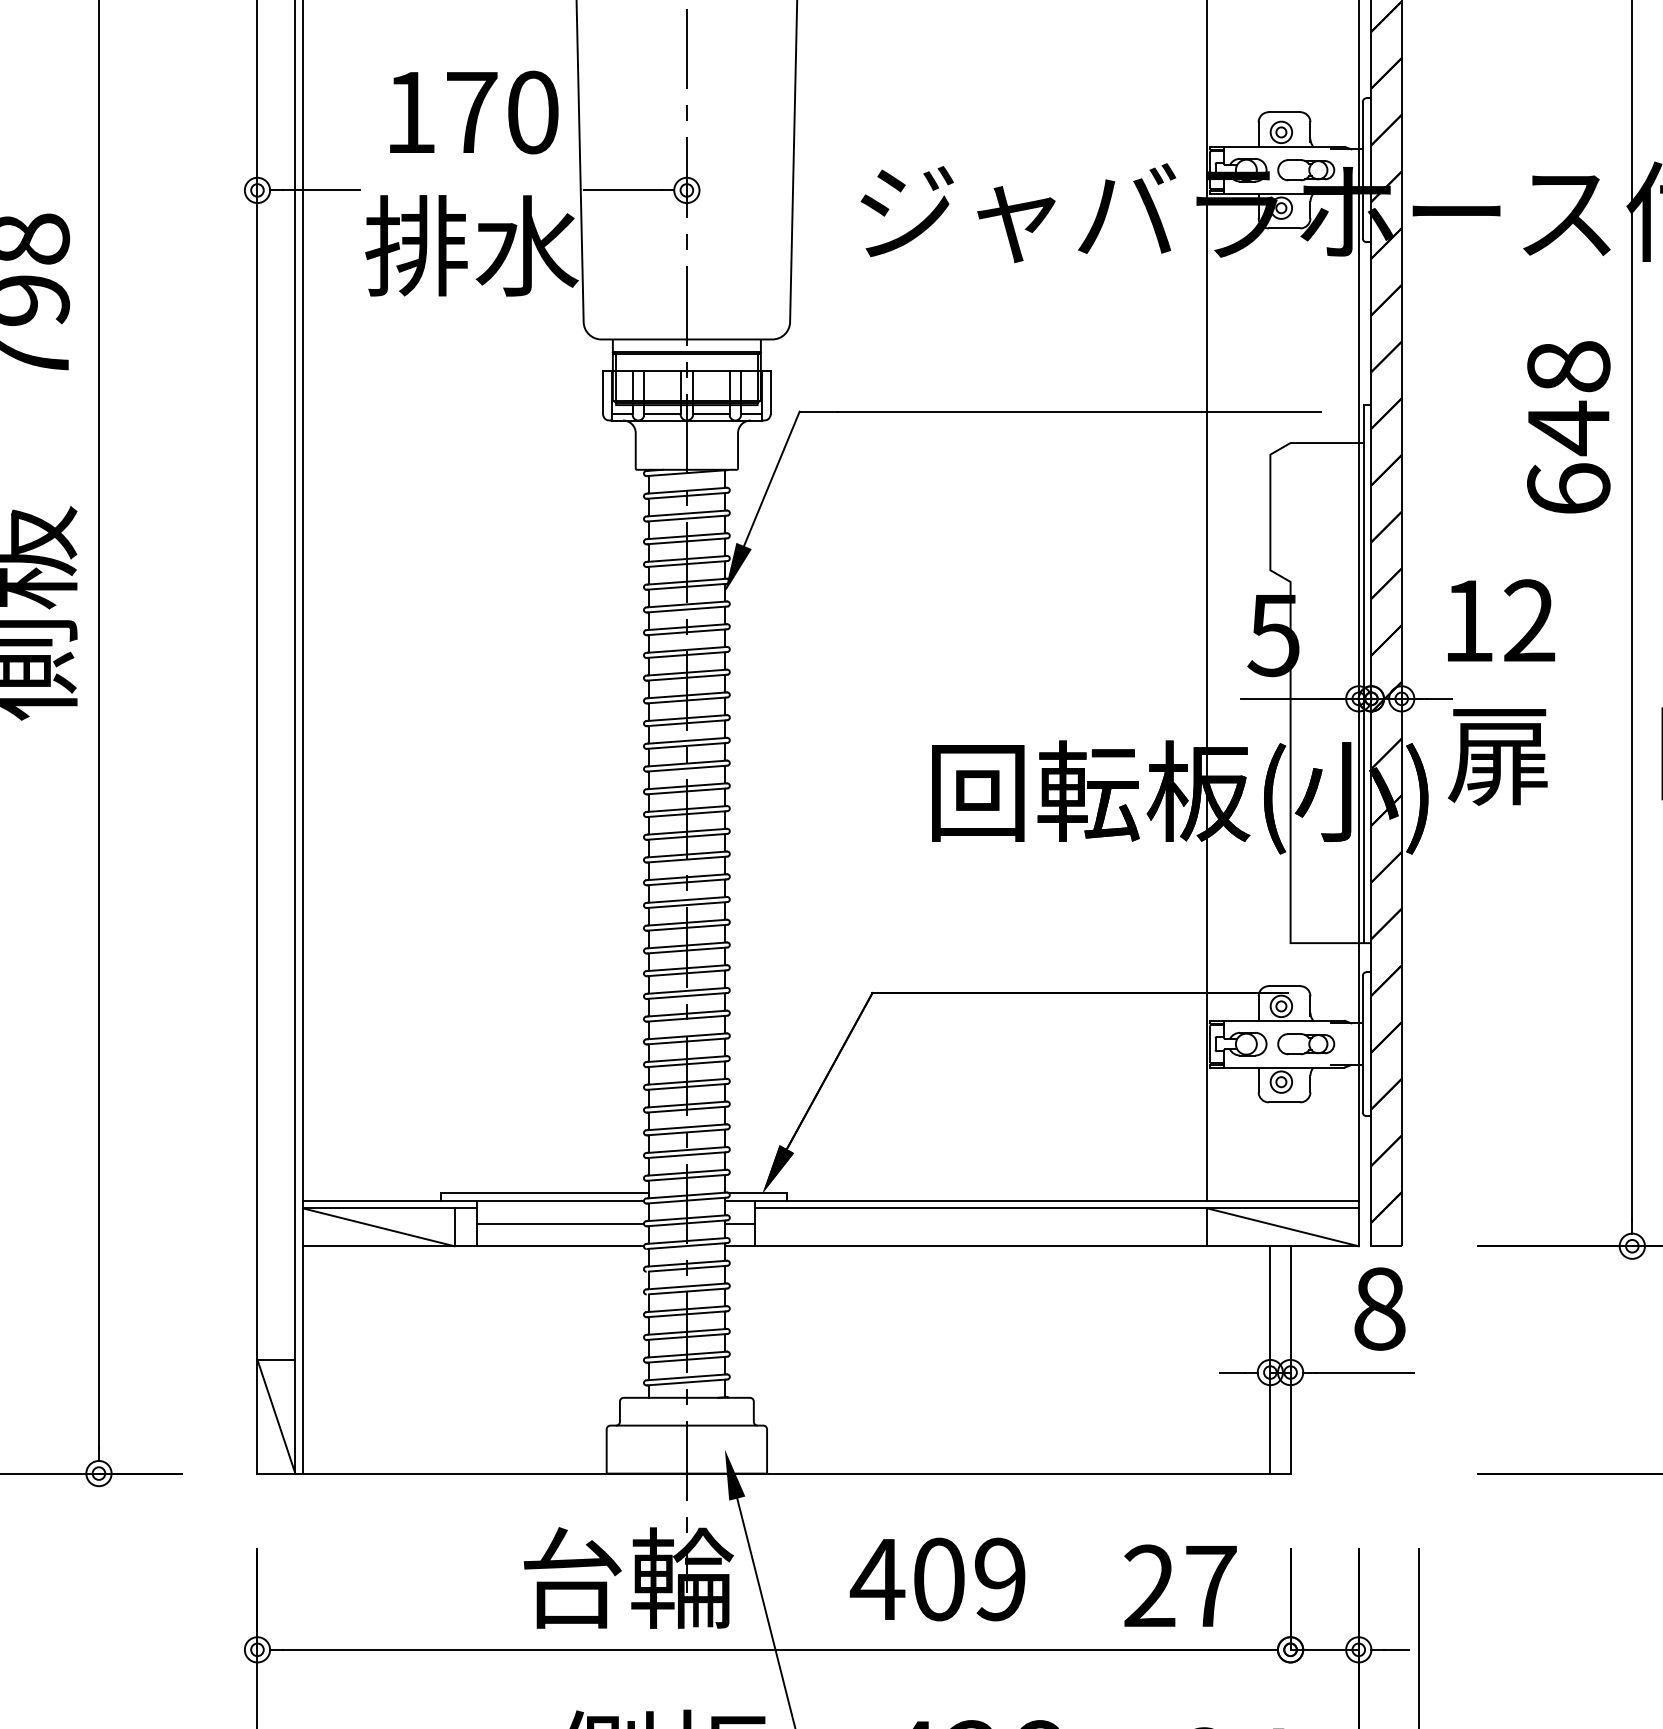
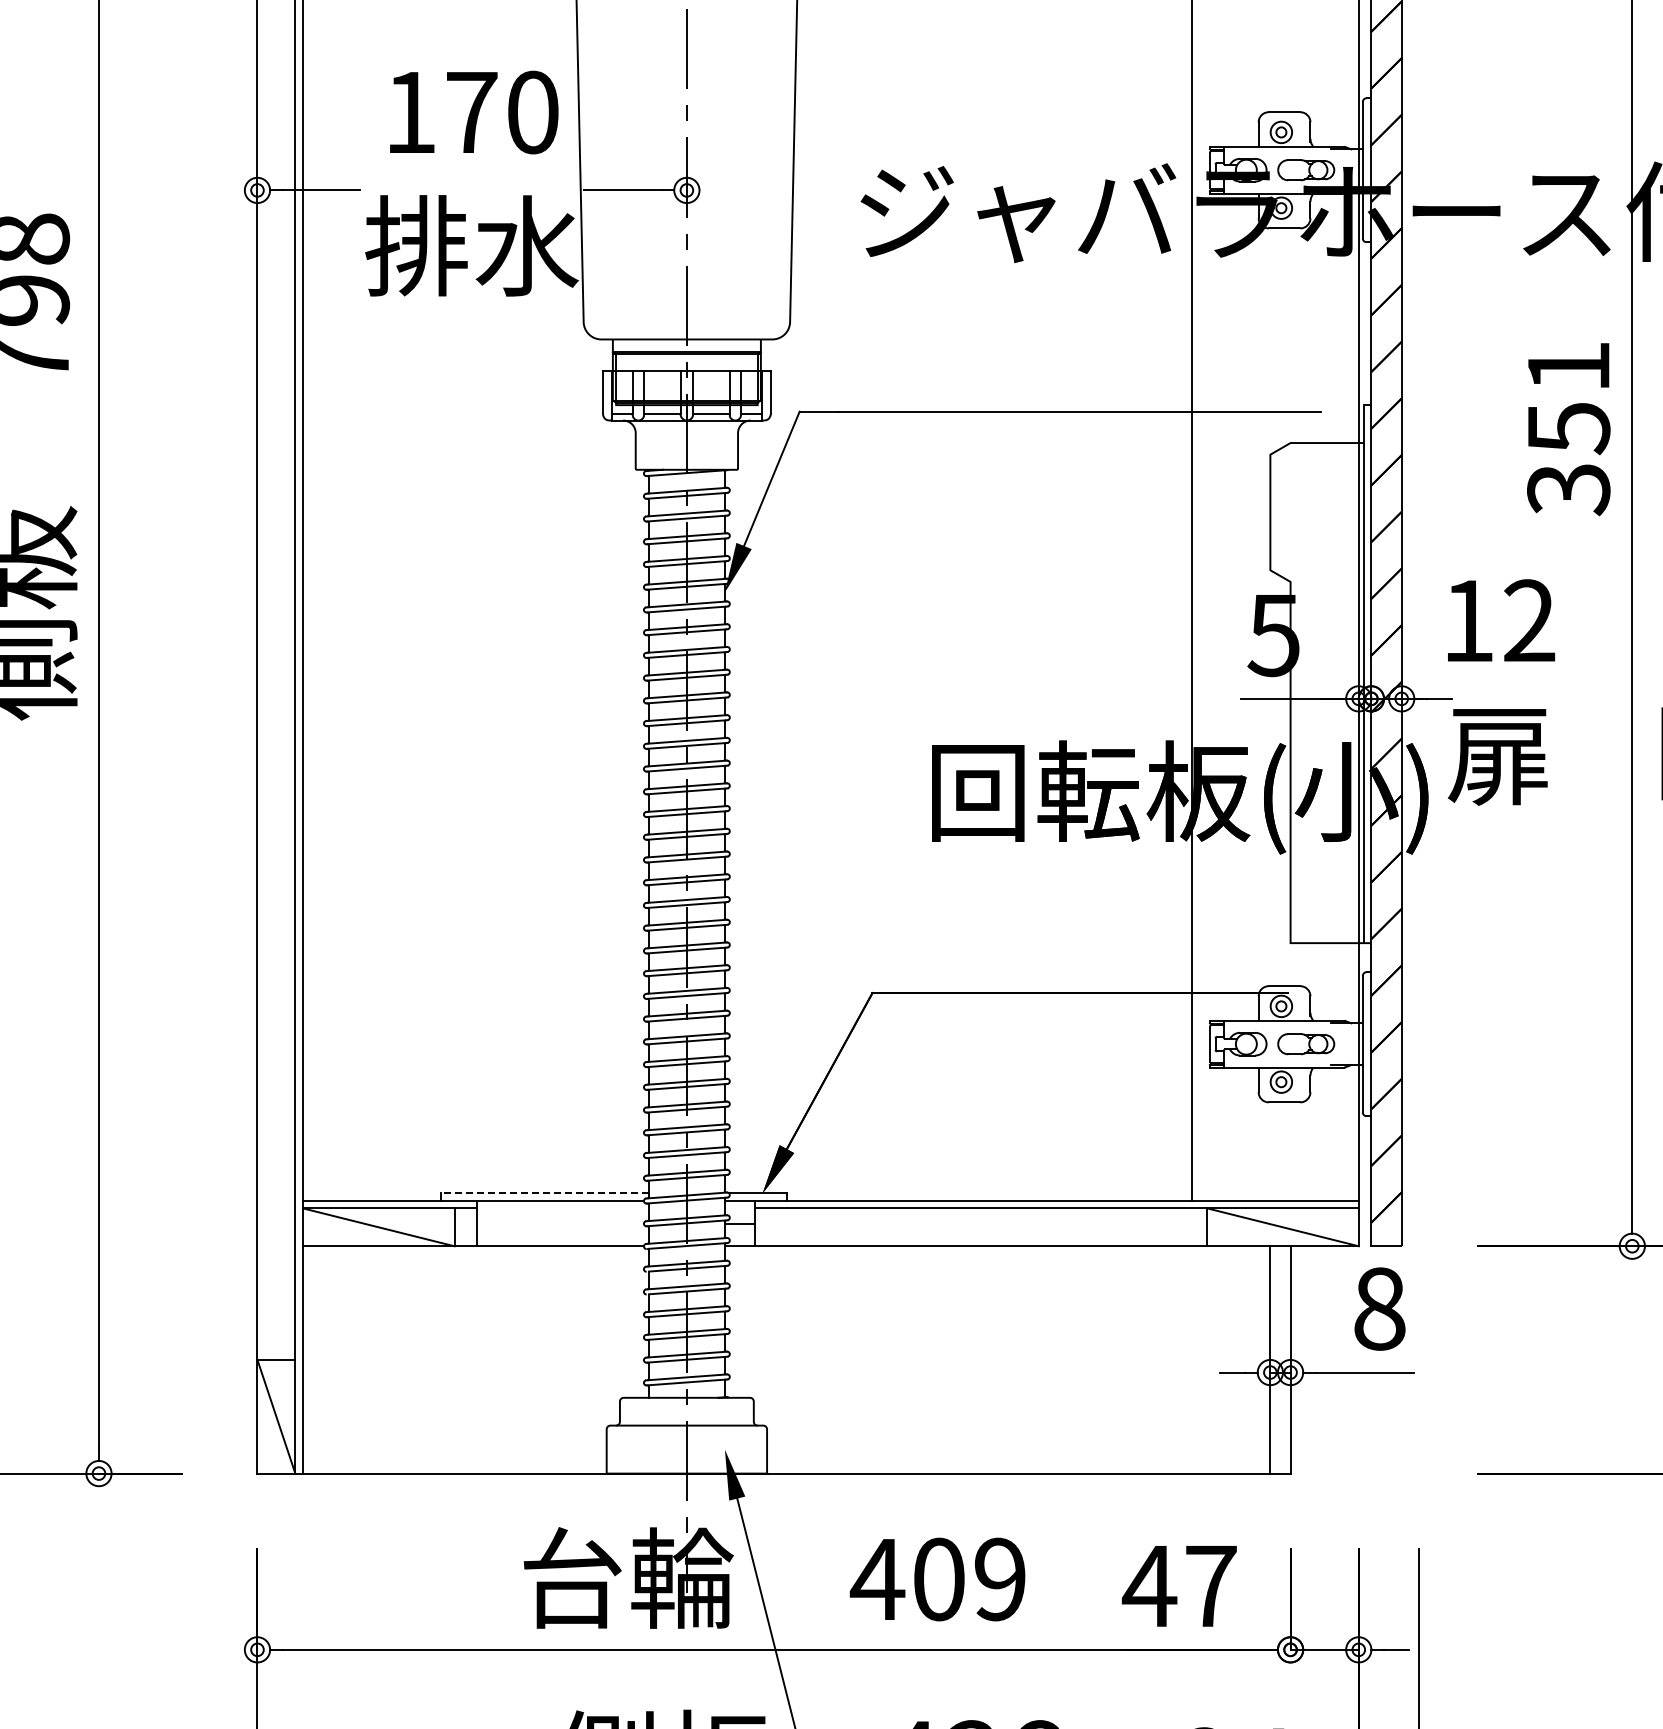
text: 648 -> 351 (1568, 428)
line position: (1207, 601) -> (1192, 601) (1192, 601)
line: solid -> dashed (544, 1193)
line: present -> none (560, 1223)
text: 27 -> 47 (1149, 1585)
